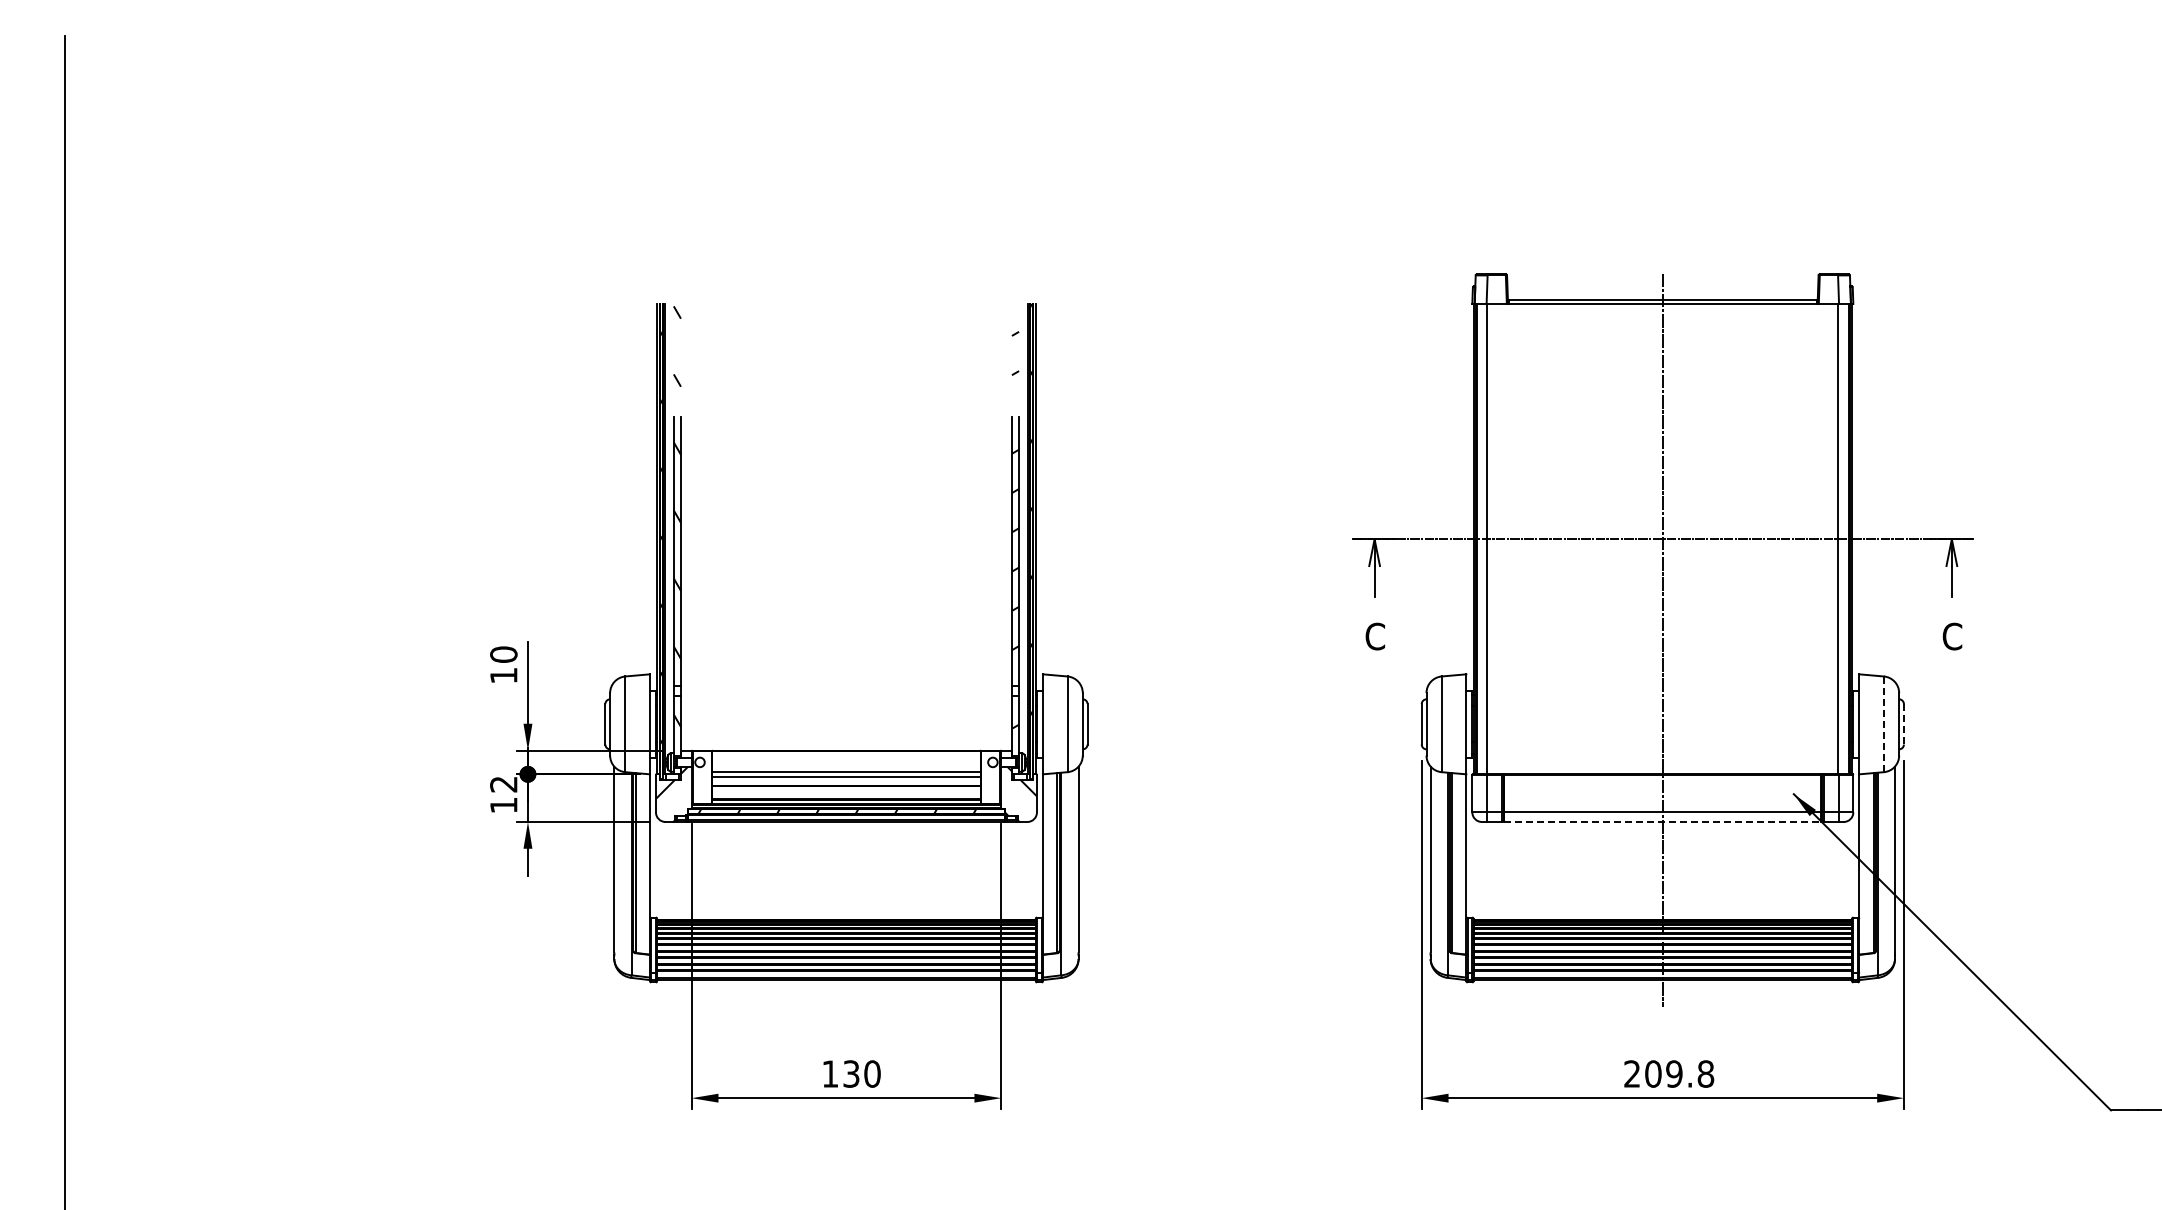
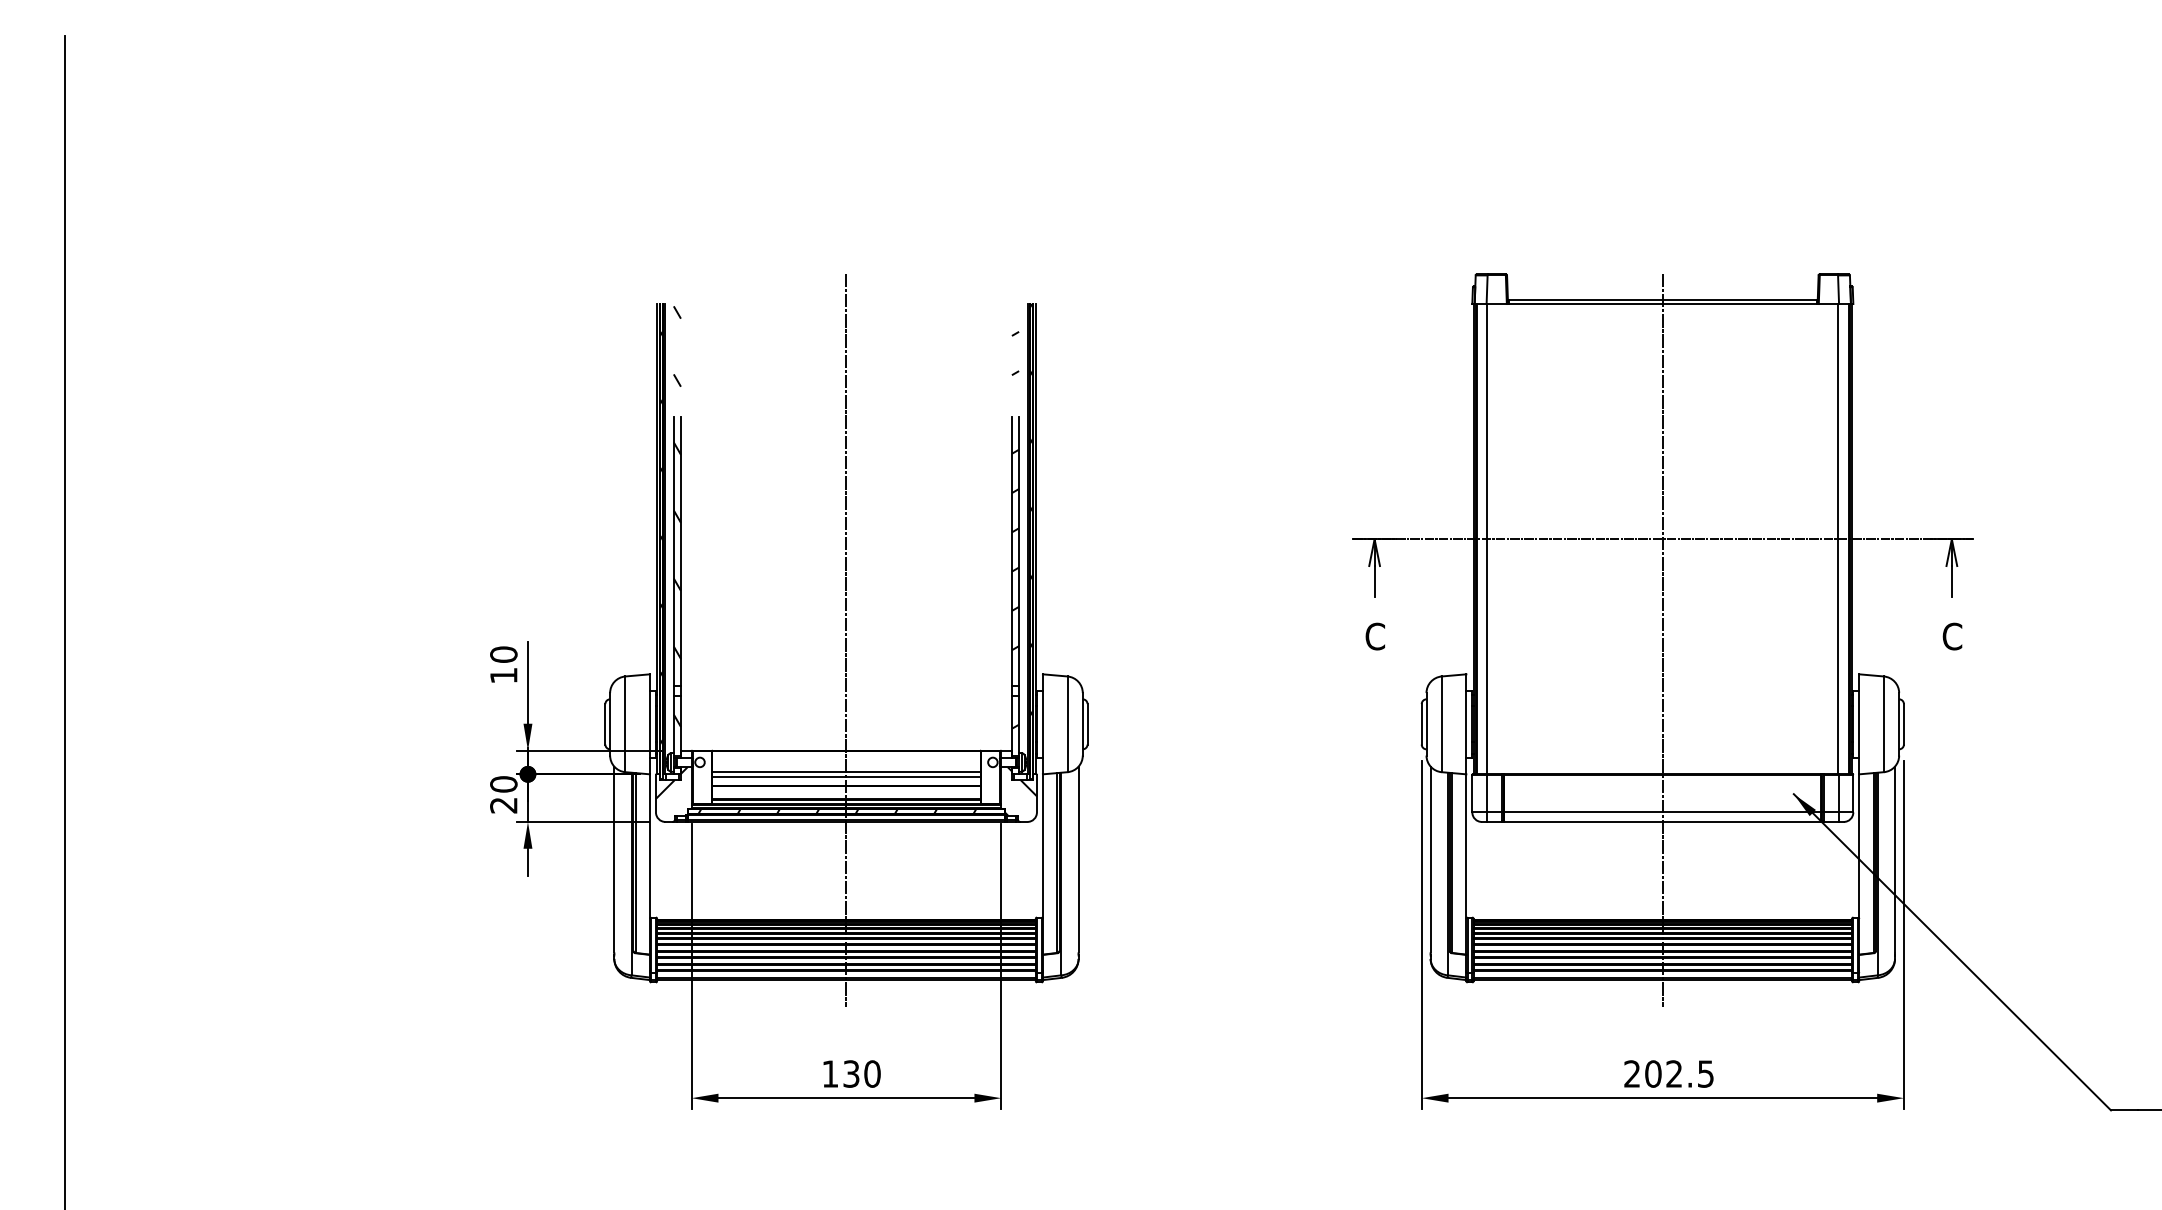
line: none -> present (846, 639)
line: dashed -> solid (1883, 724)
line: dashed -> solid (1903, 724)
text: 12 -> 20 (503, 794)
line: dashed -> solid (1663, 821)
text: 209.8 -> 202.5 (1690, 1073)
